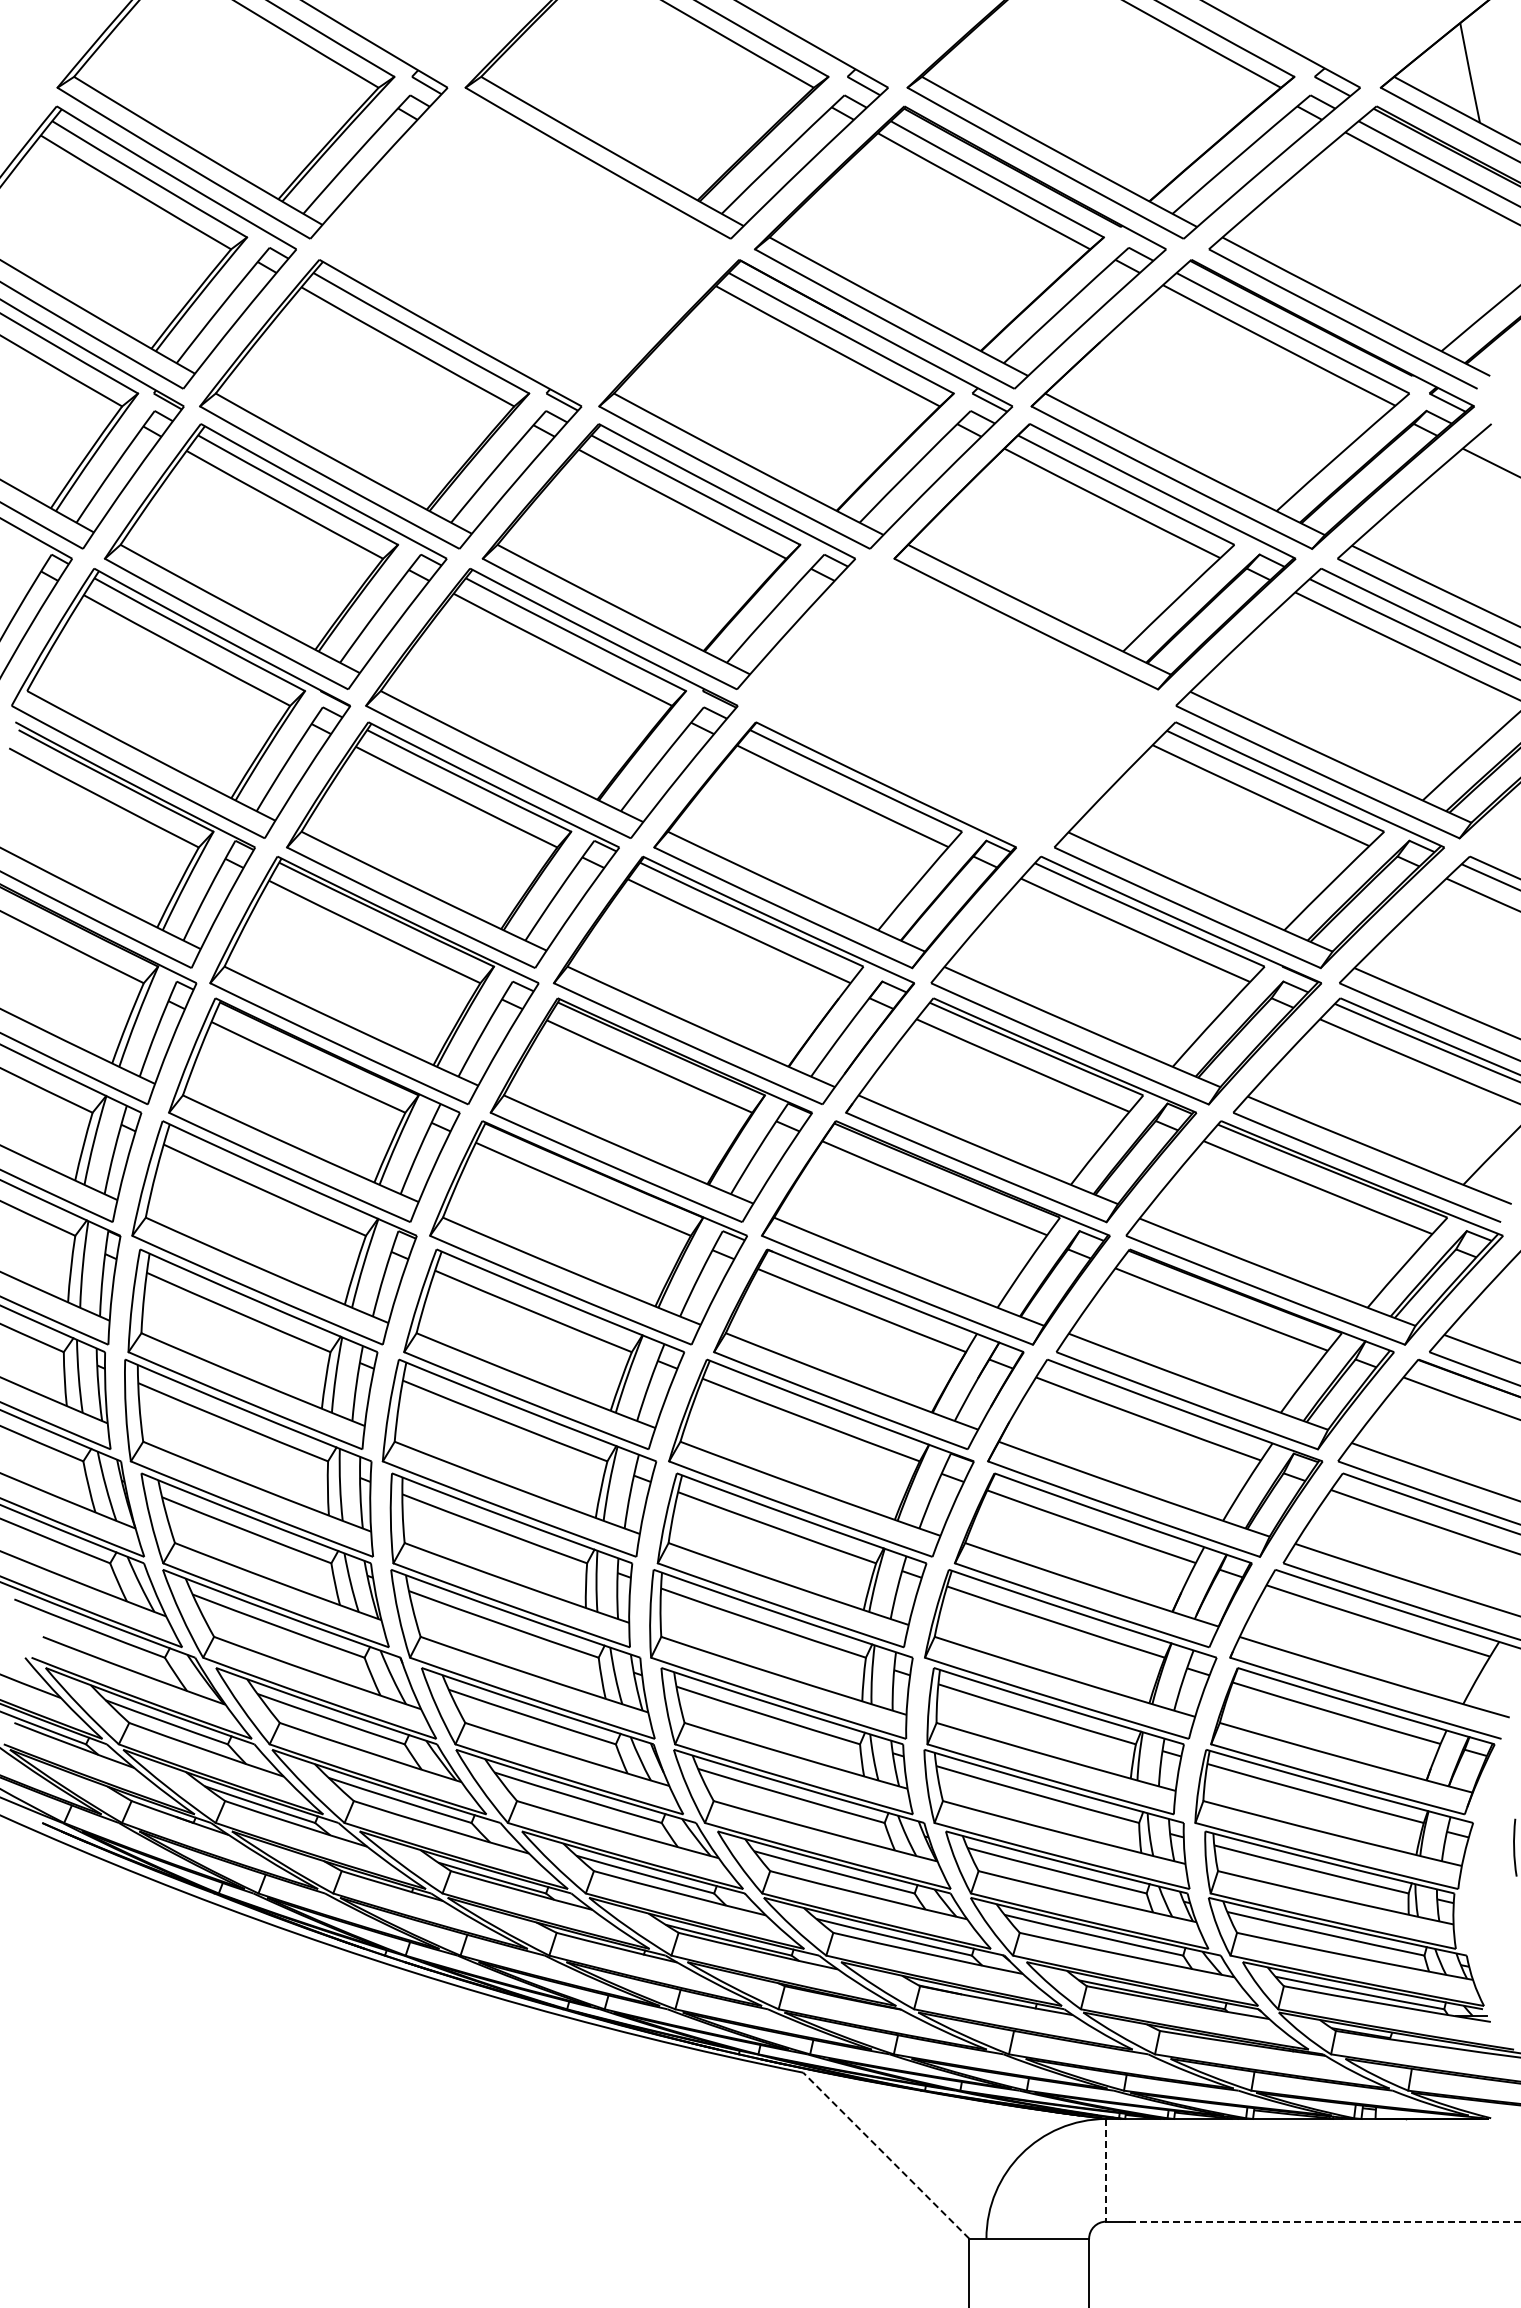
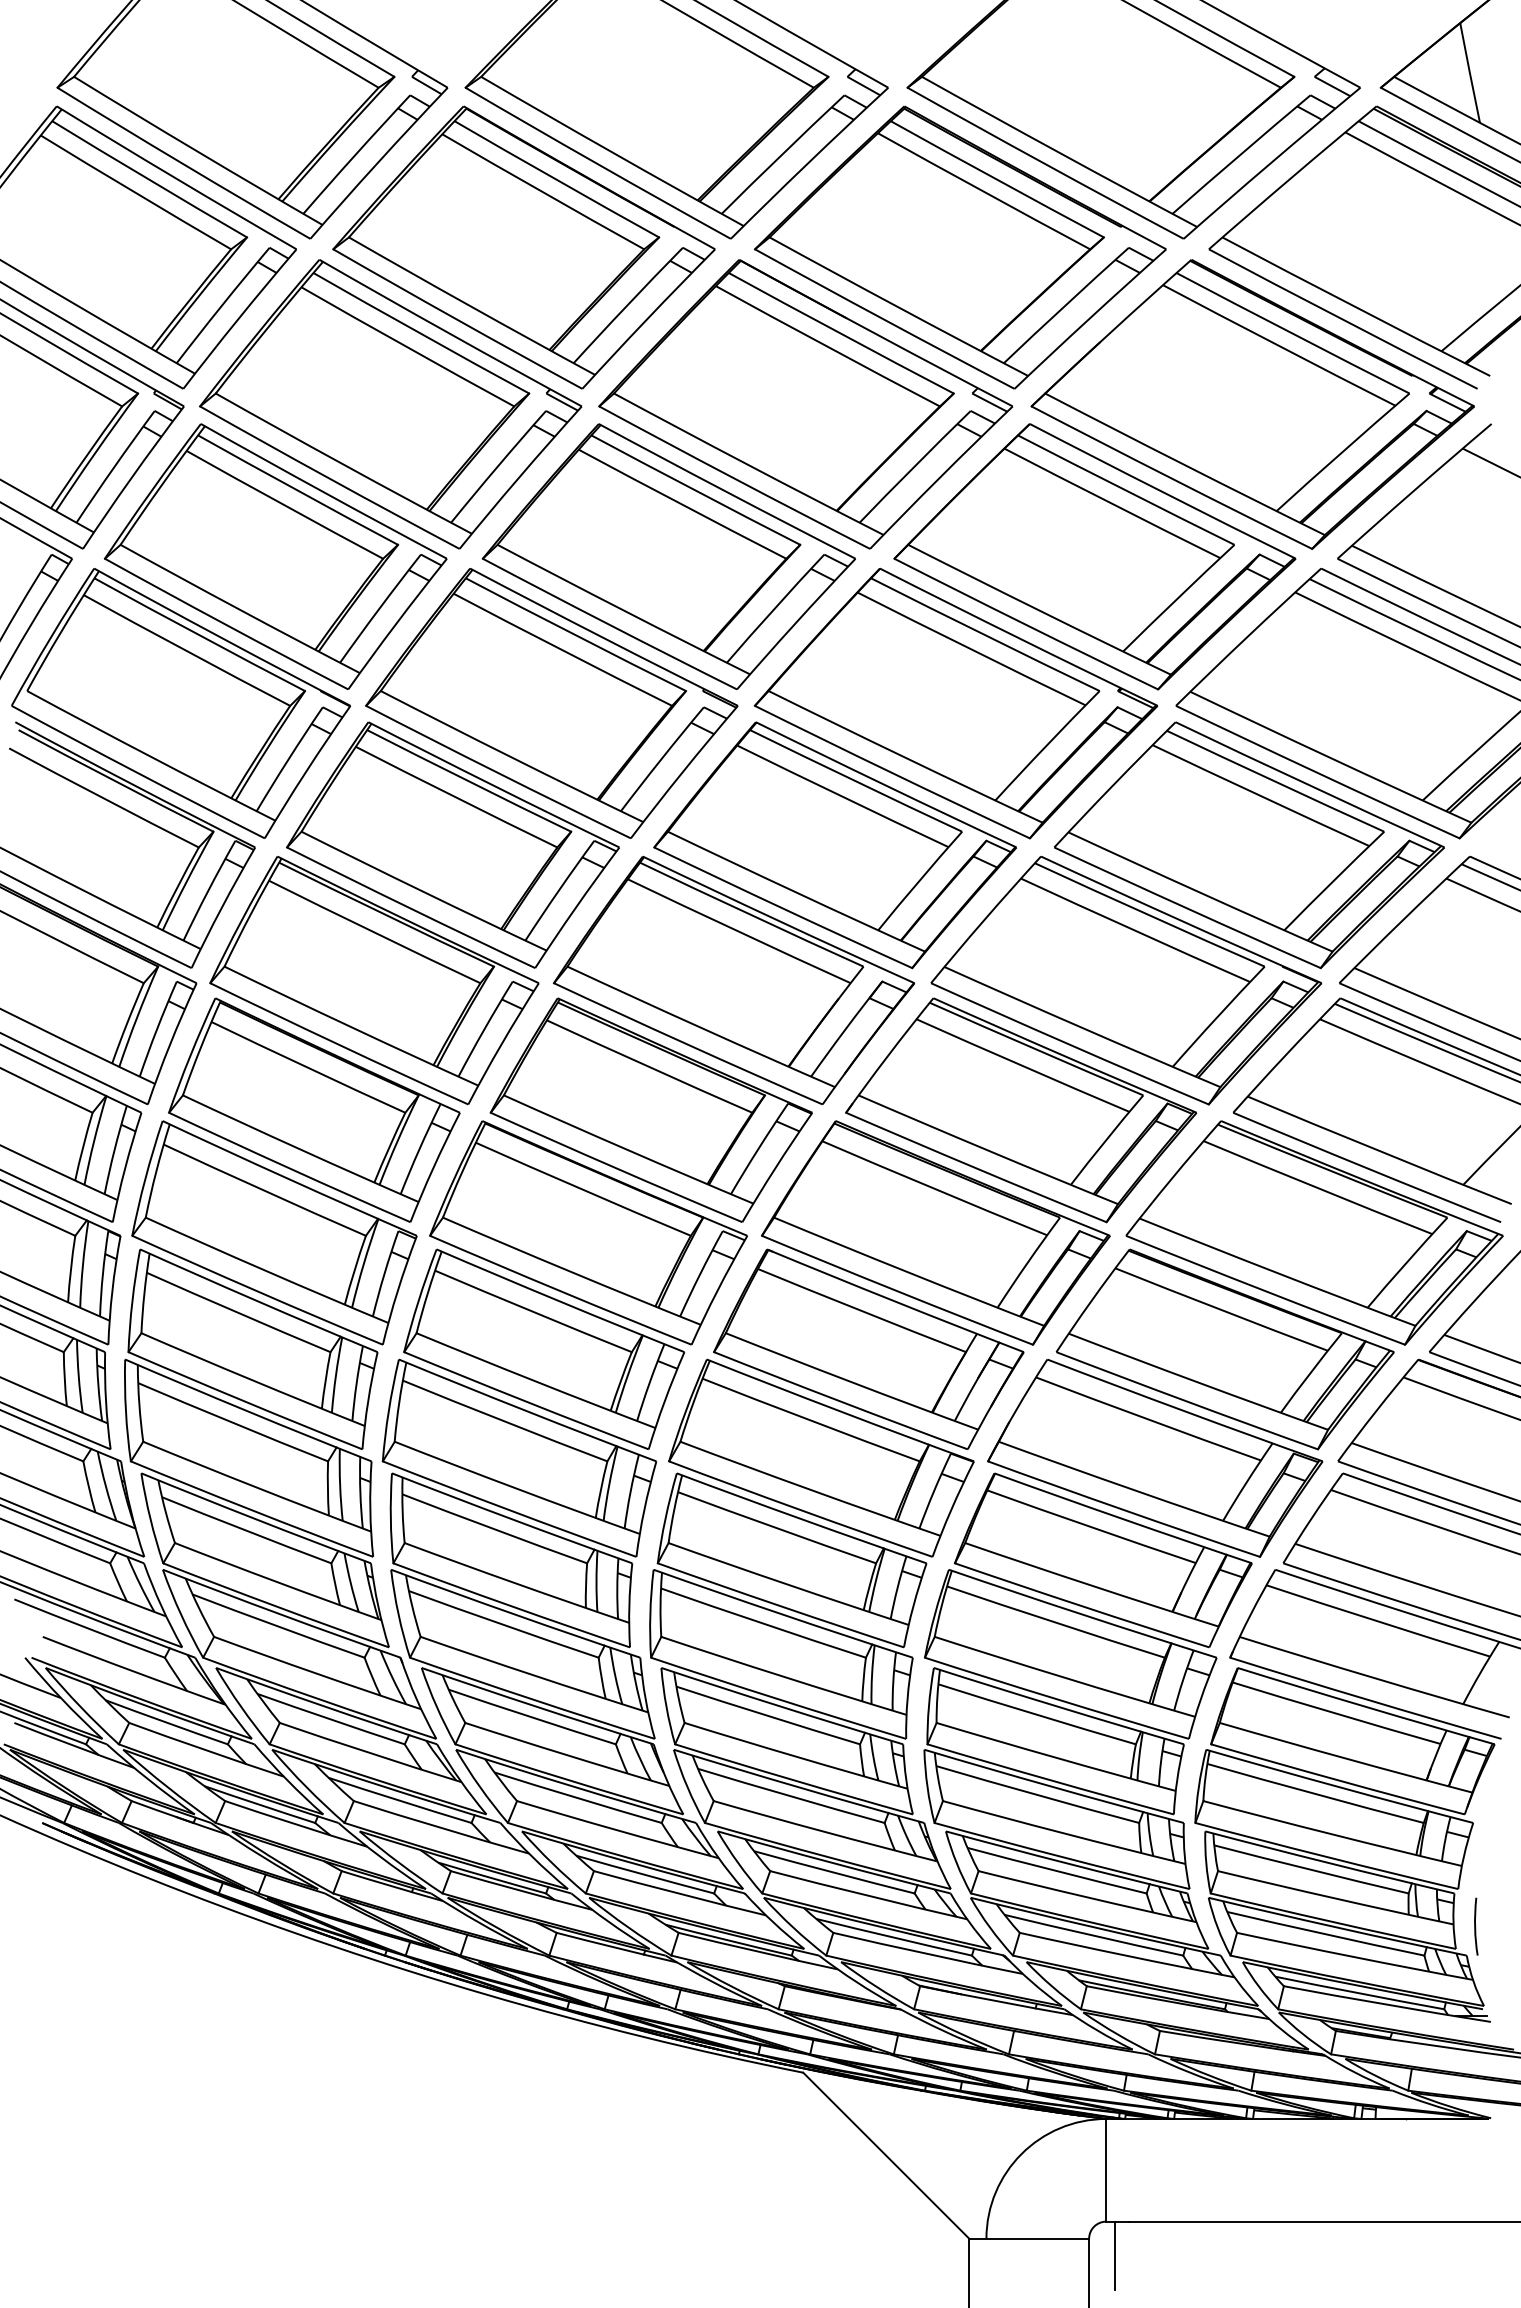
part: none -> present (523, 247)
part: none -> present (955, 703)
curve position: (1514, 1847) -> (1475, 1926) (1475, 1926)
line: dashed -> solid (885, 2155)
line: dashed -> solid (1106, 2170)
line: dashed -> solid (1324, 2221)
line: none -> present (1114, 2255)
